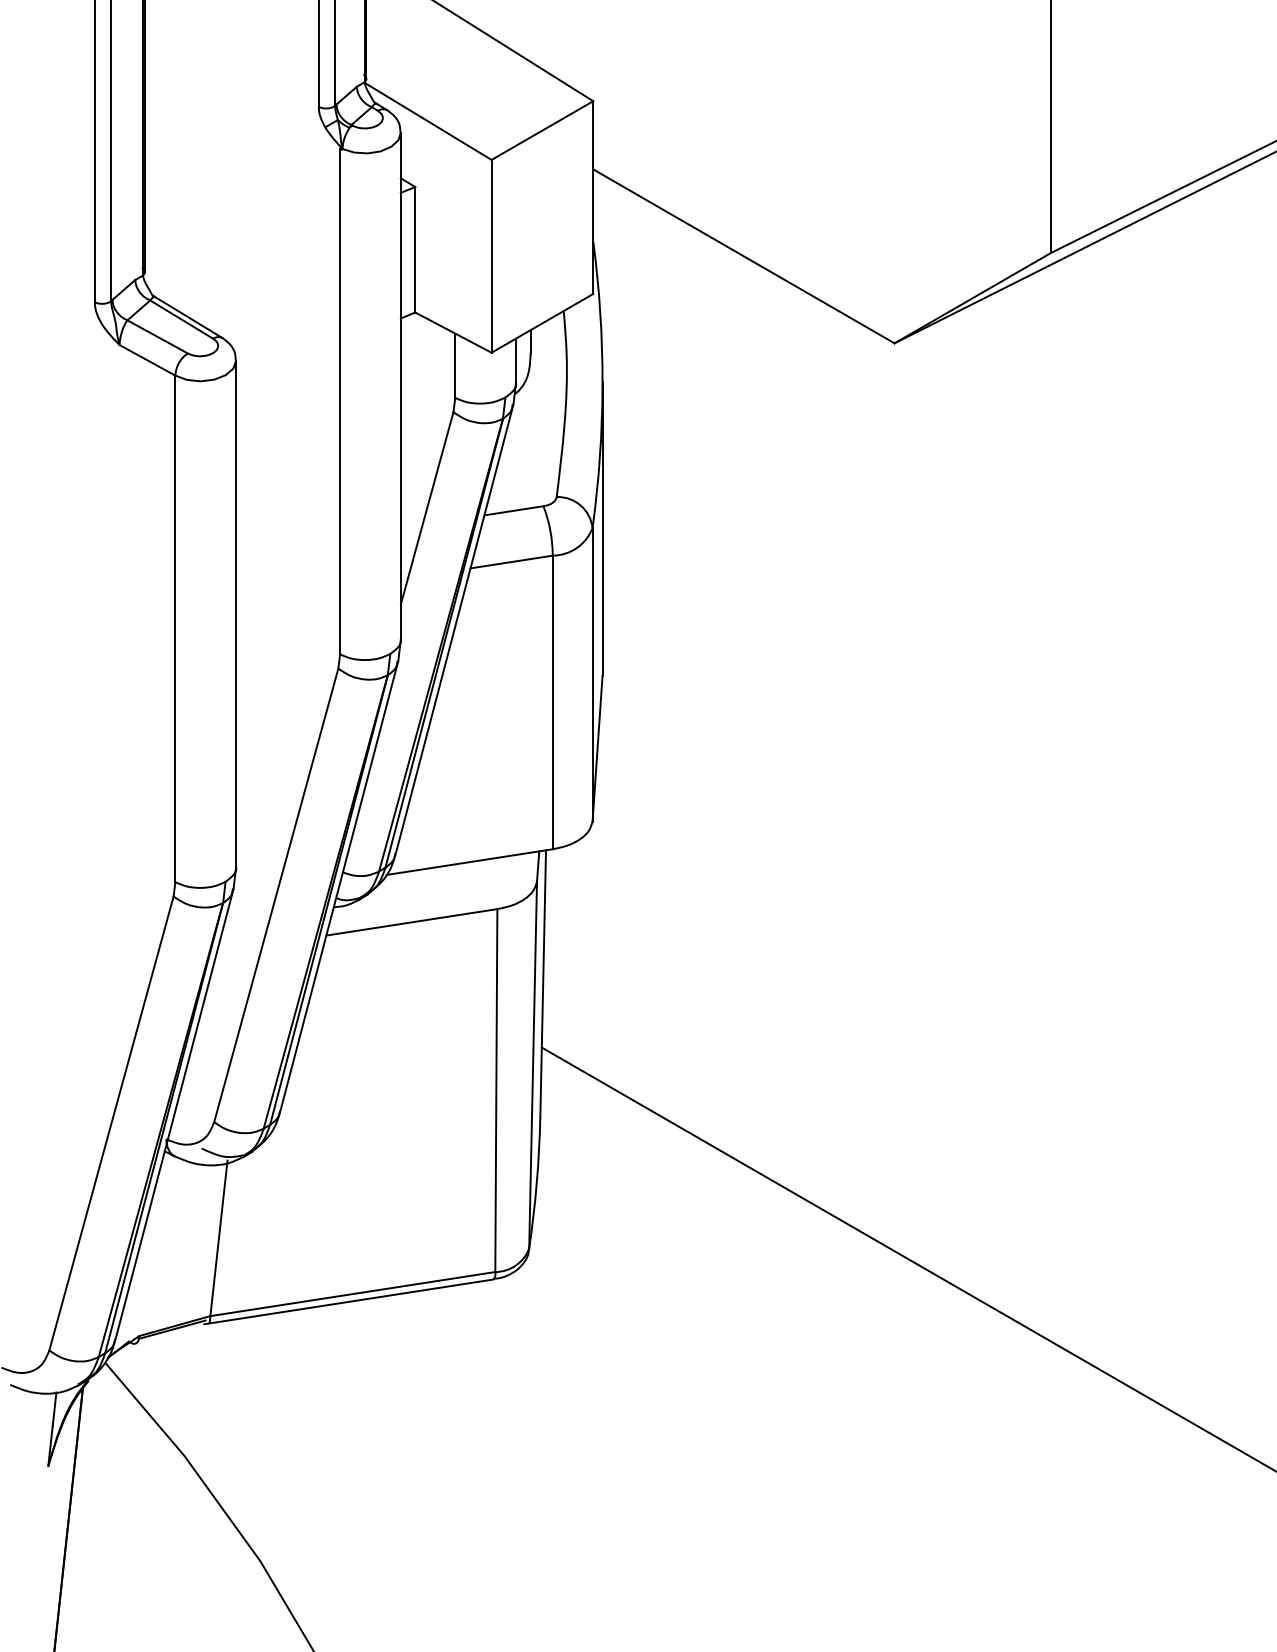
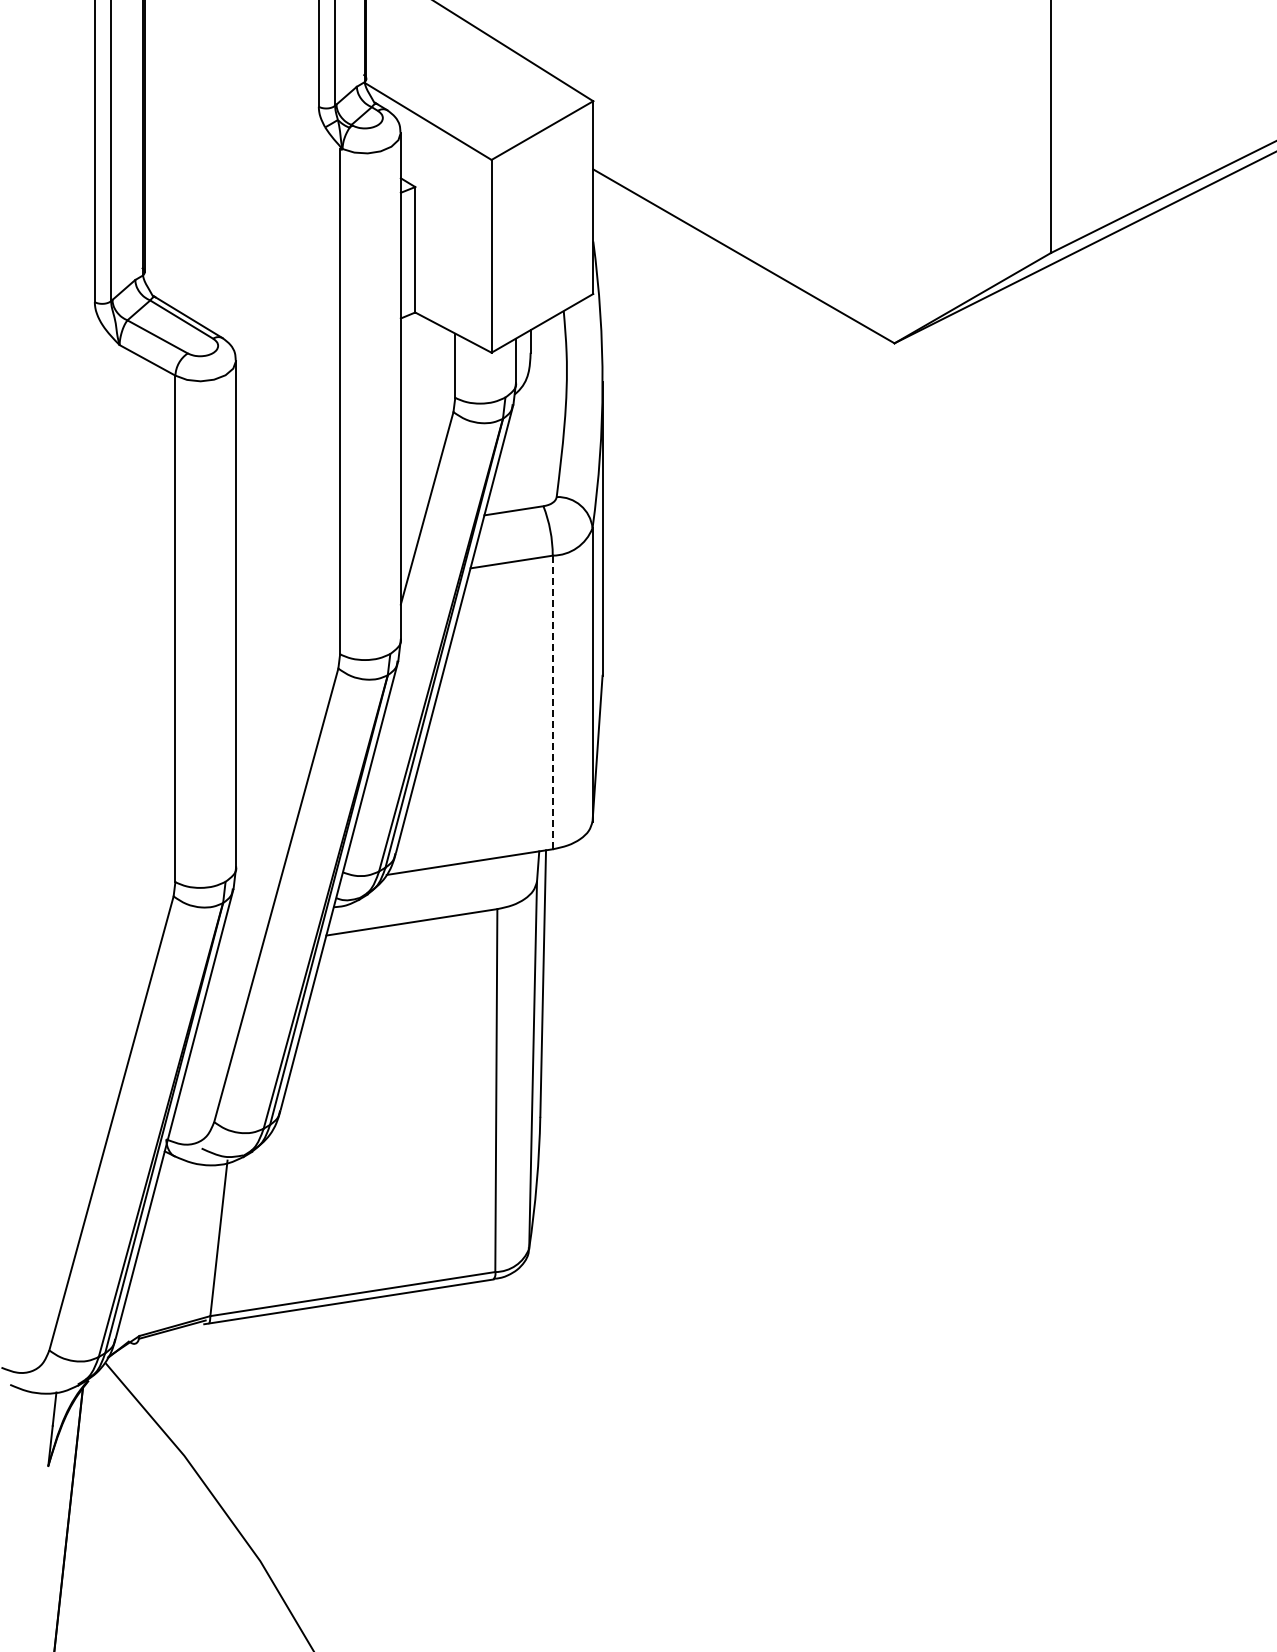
line: solid -> dashed (552, 702)
line: present -> none (907, 1258)
